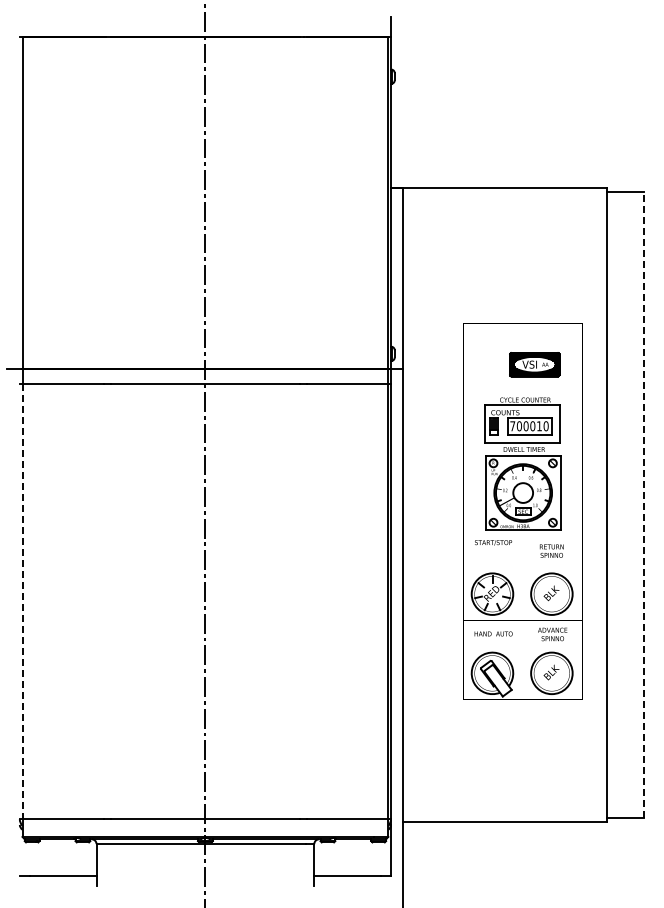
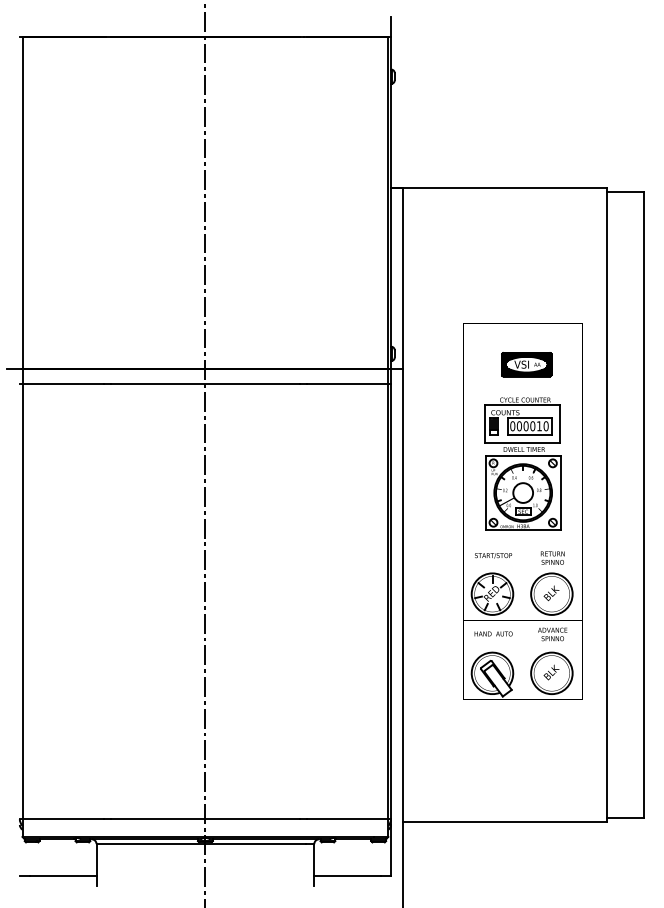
part position: (534, 364) -> (526, 364) (526, 364)
text: 700010 -> 000010 (512, 426)
line: dashed -> solid (644, 504)
text position: (493, 542) -> (493, 555) (493, 555)
text position: (551, 550) -> (552, 557) (552, 557)
line: dashed -> solid (22, 601)
